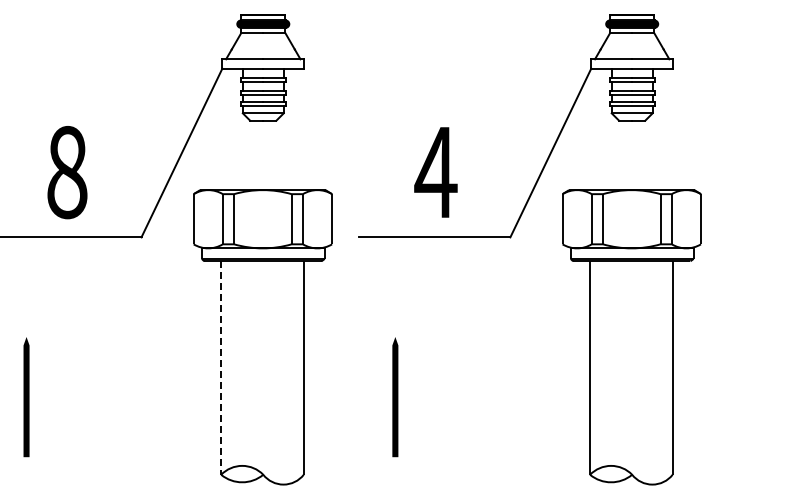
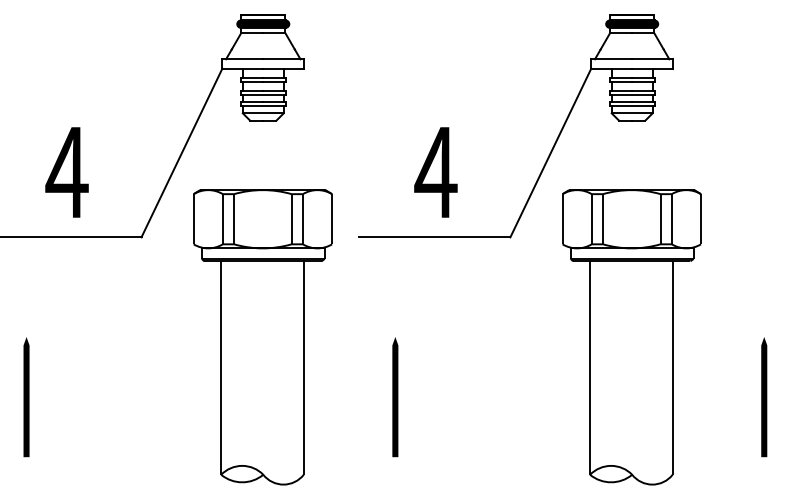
text: 8 -> 4 (66, 172)
line: dashed -> solid (221, 368)
line: none -> present (764, 397)
